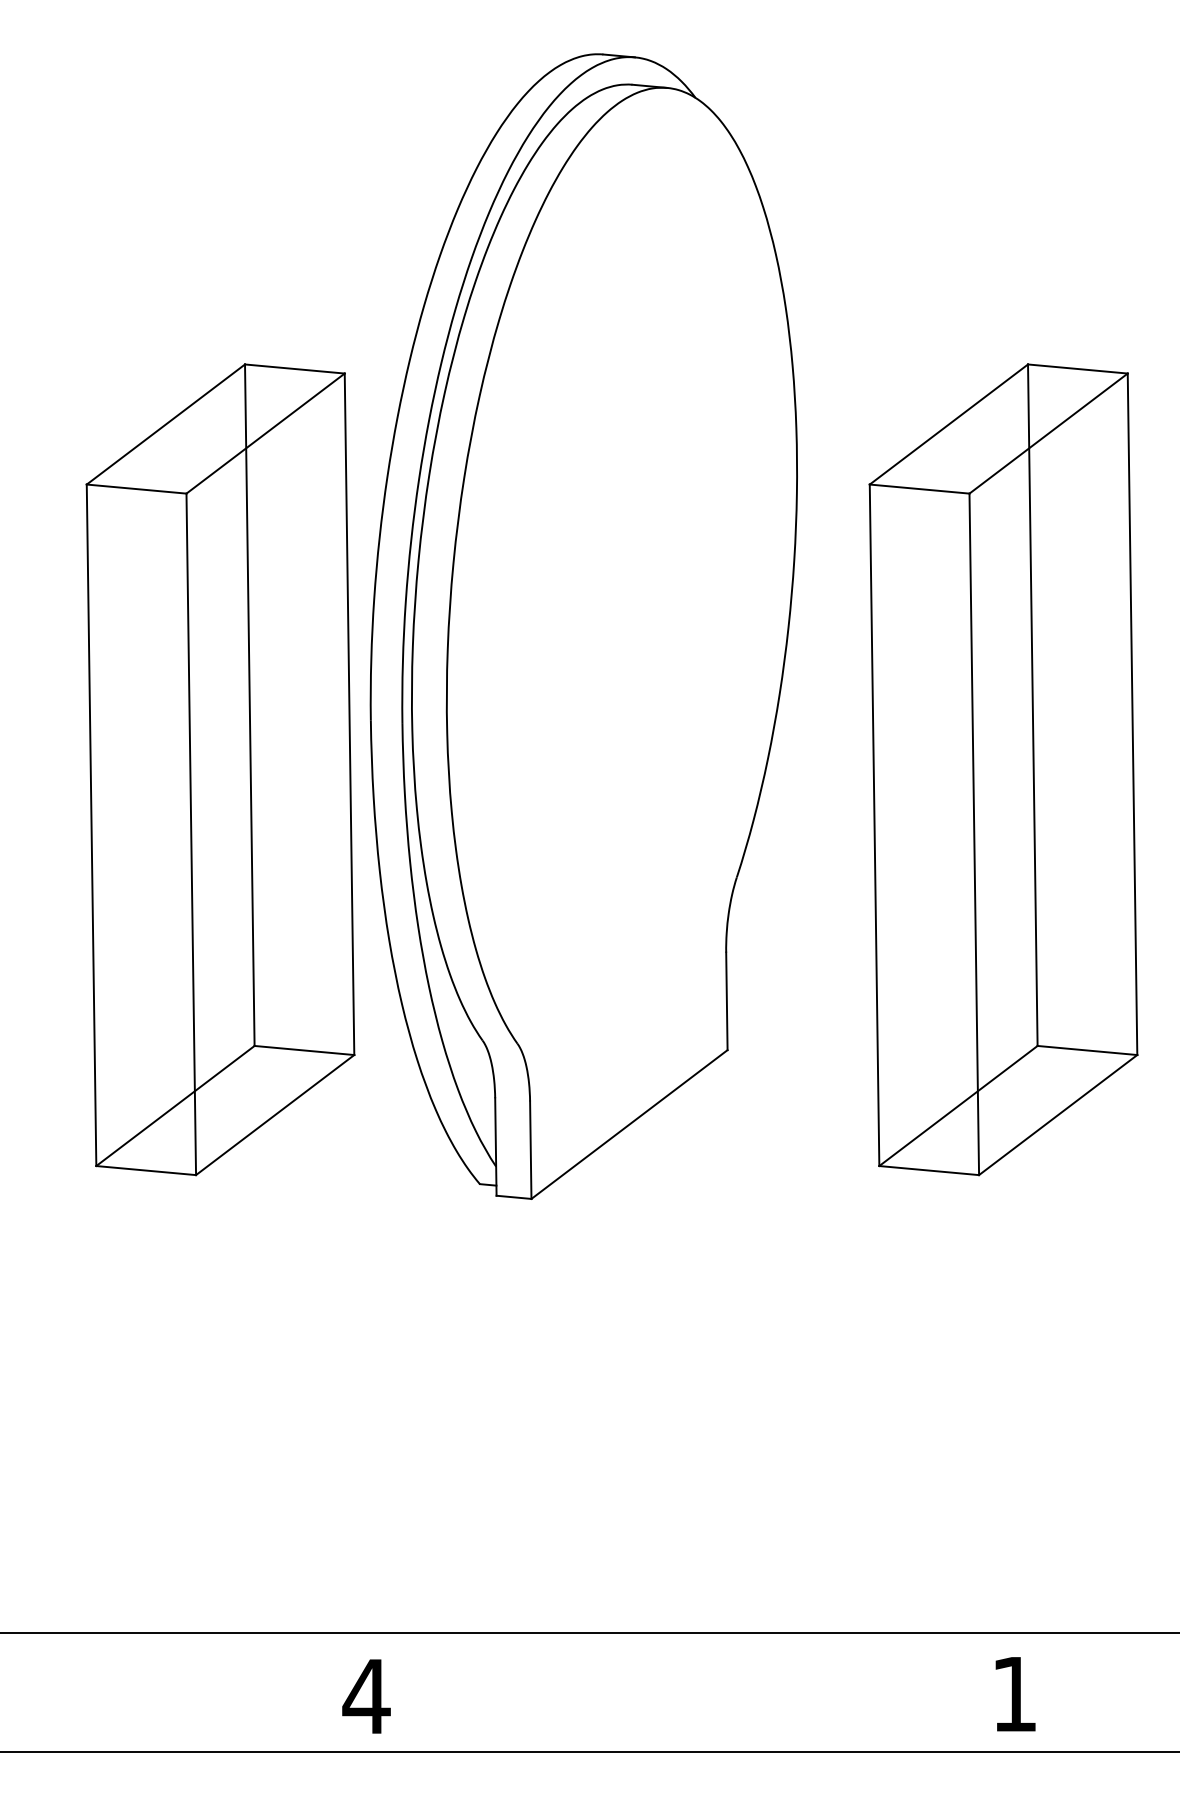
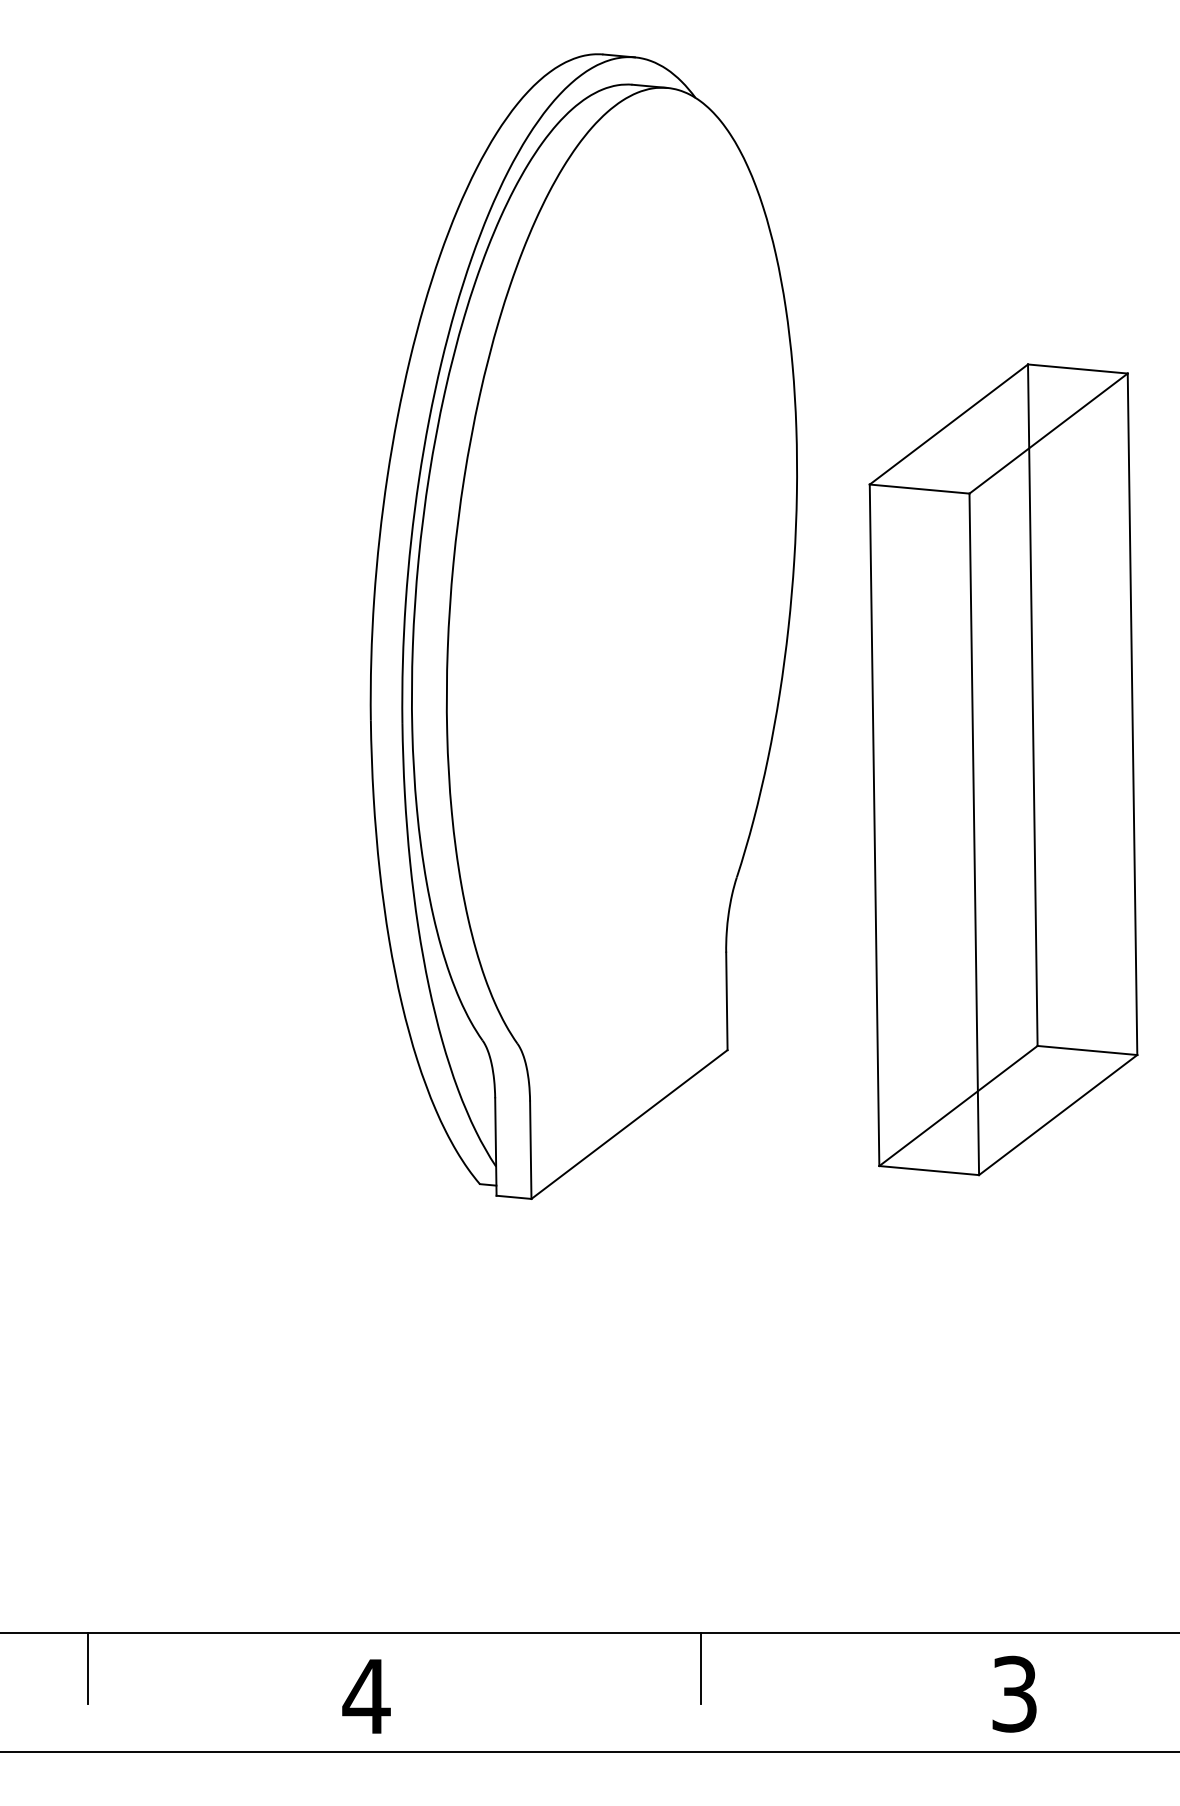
part: present -> none (220, 769)
line: none -> present (88, 1668)
line: none -> present (700, 1668)
text: 1 -> 3 (1014, 1693)
